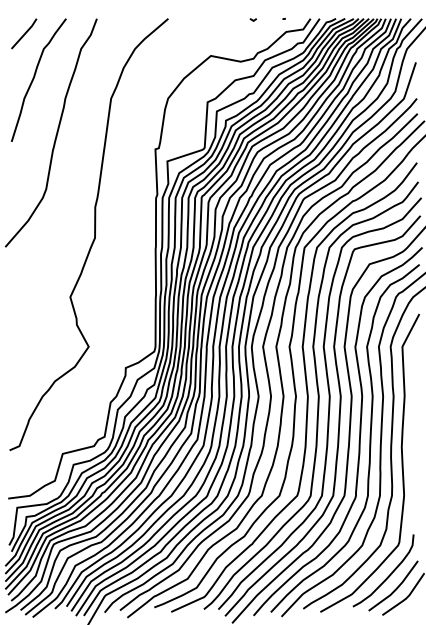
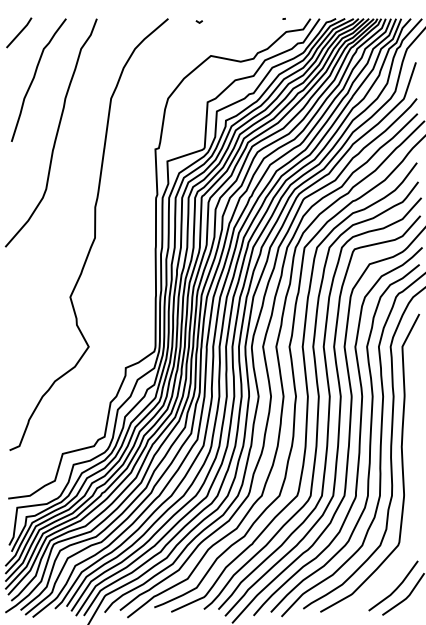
line position: (252, 19) -> (198, 21) (198, 21)
line position: (24, 33) -> (19, 32) (19, 32)
curve: present -> none (388, 575)
